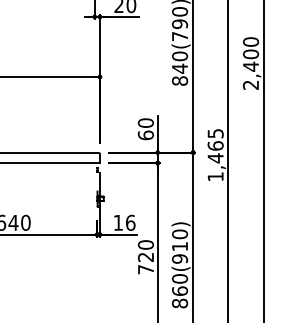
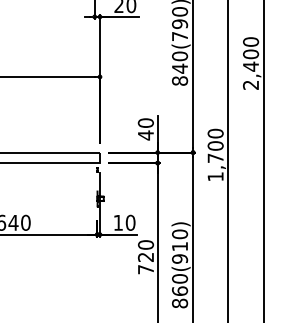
text: 60 -> 40 (145, 135)
text: 1,465 -> 1,700 (215, 145)
text: 16 -> 10 (130, 222)
